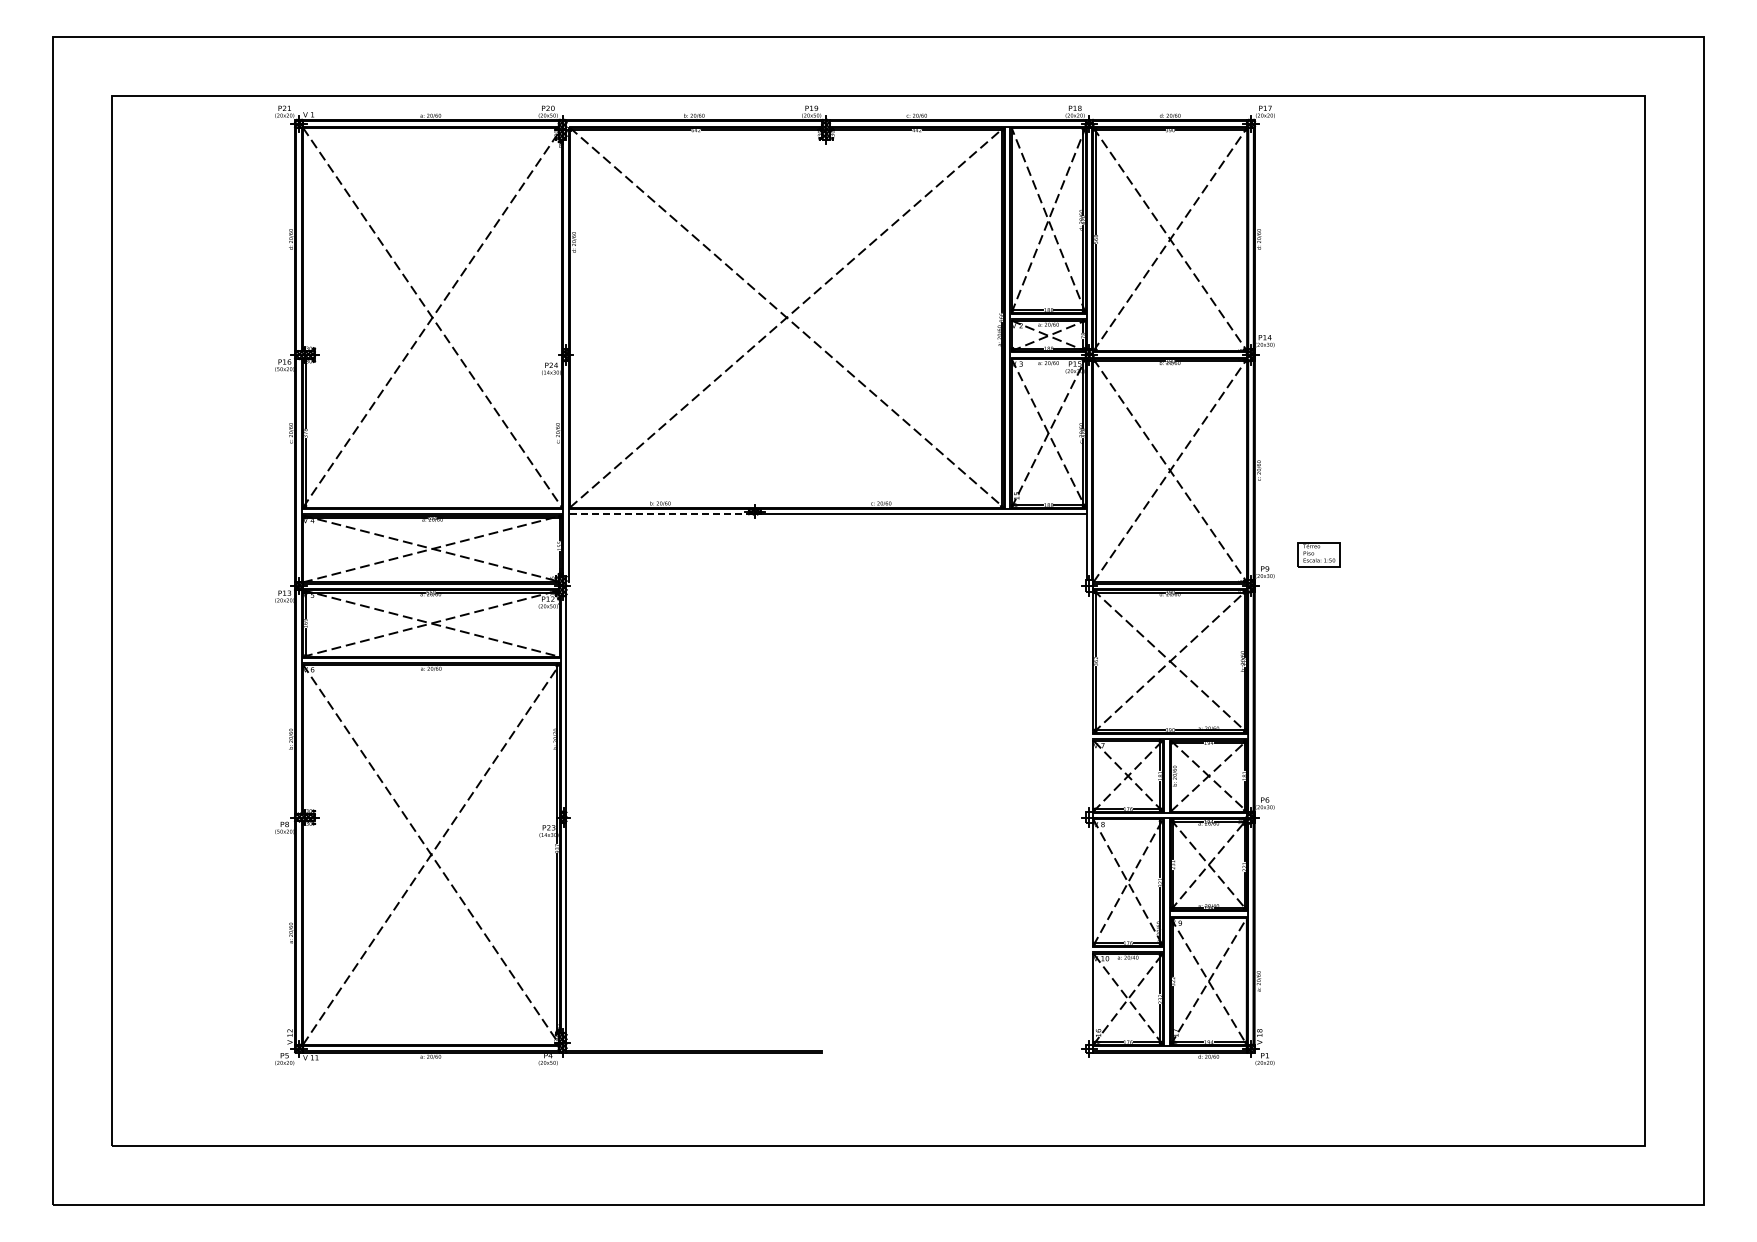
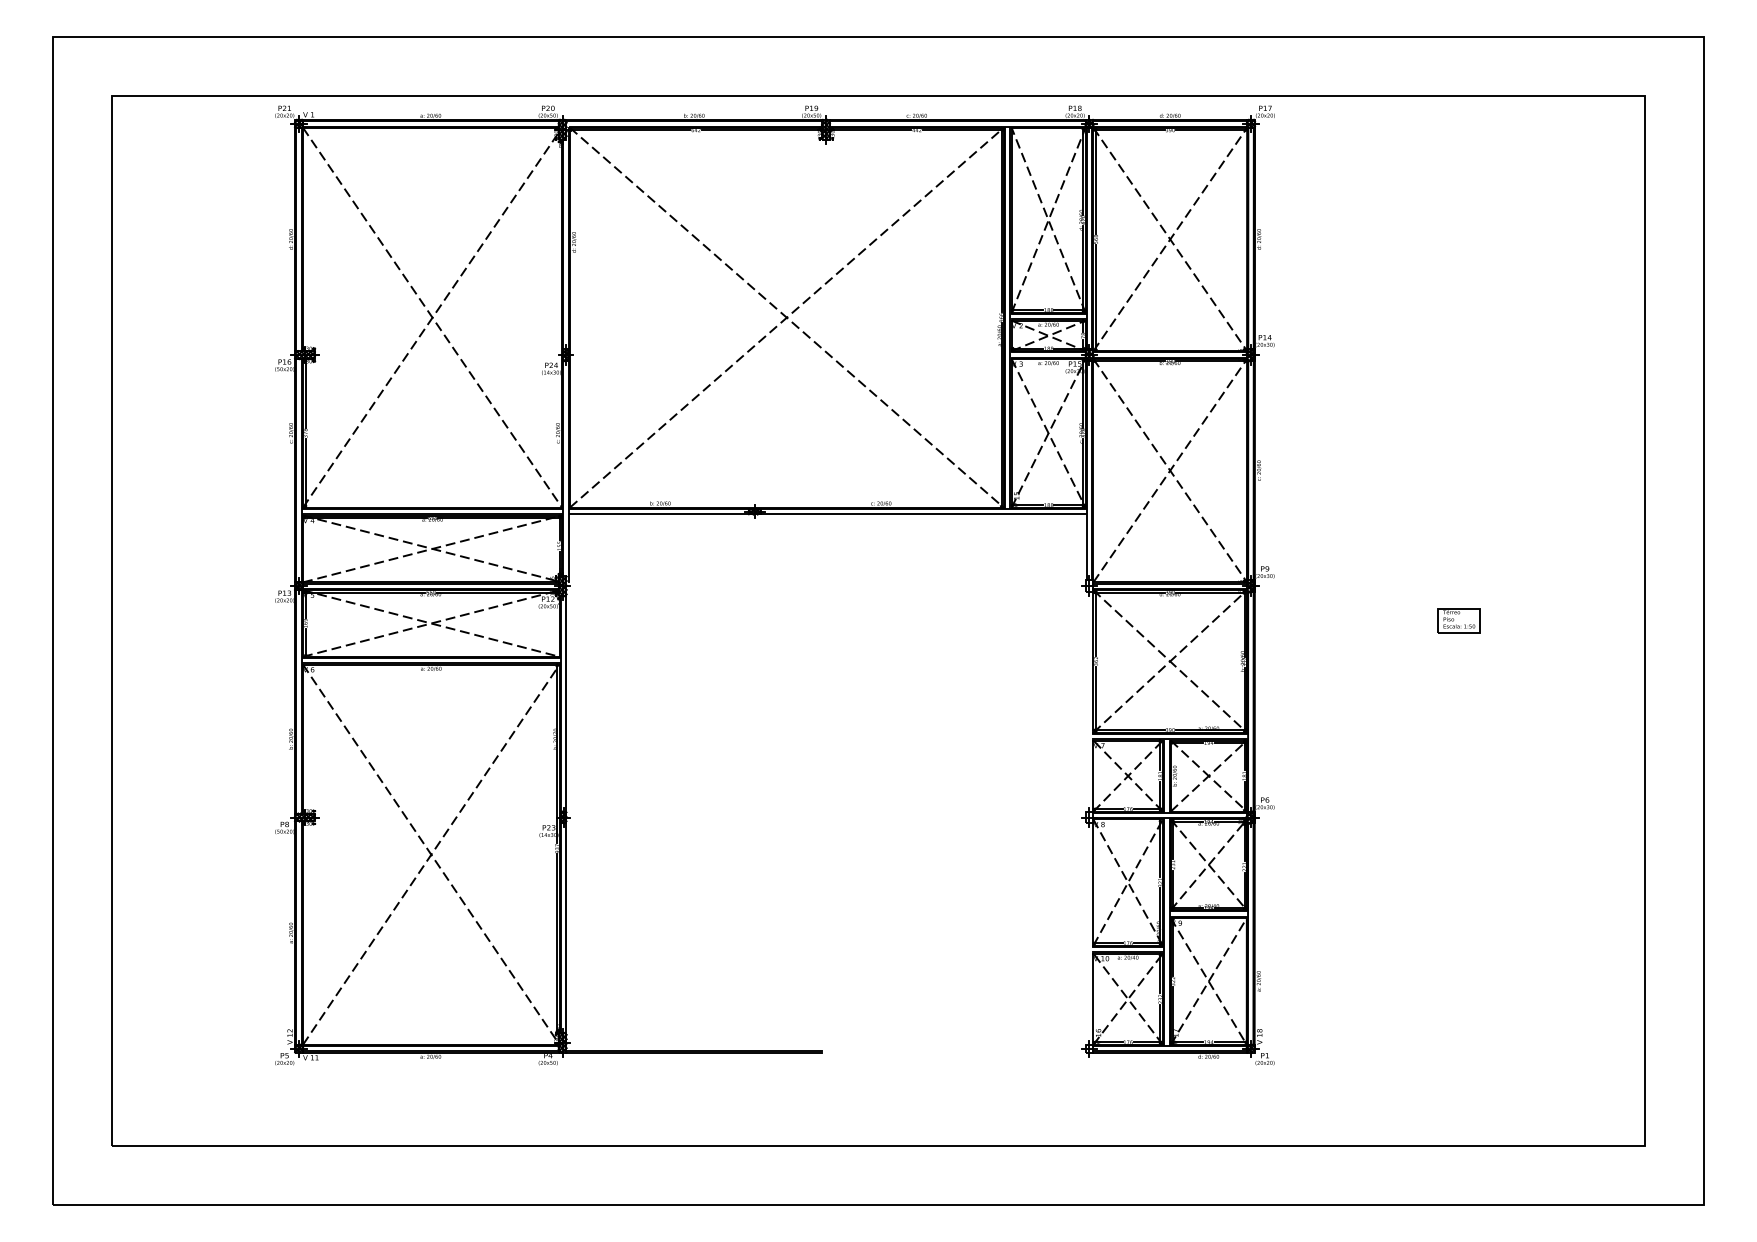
line: dashed -> solid (662, 514)
part position: (1318, 554) -> (1458, 620) (1458, 620)
